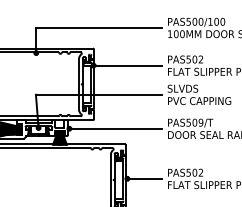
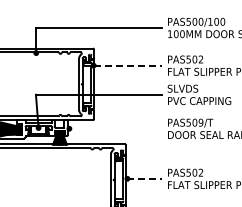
line: solid -> dashed (128, 65)
line: present -> none (115, 128)
line: solid -> dashed (145, 178)
